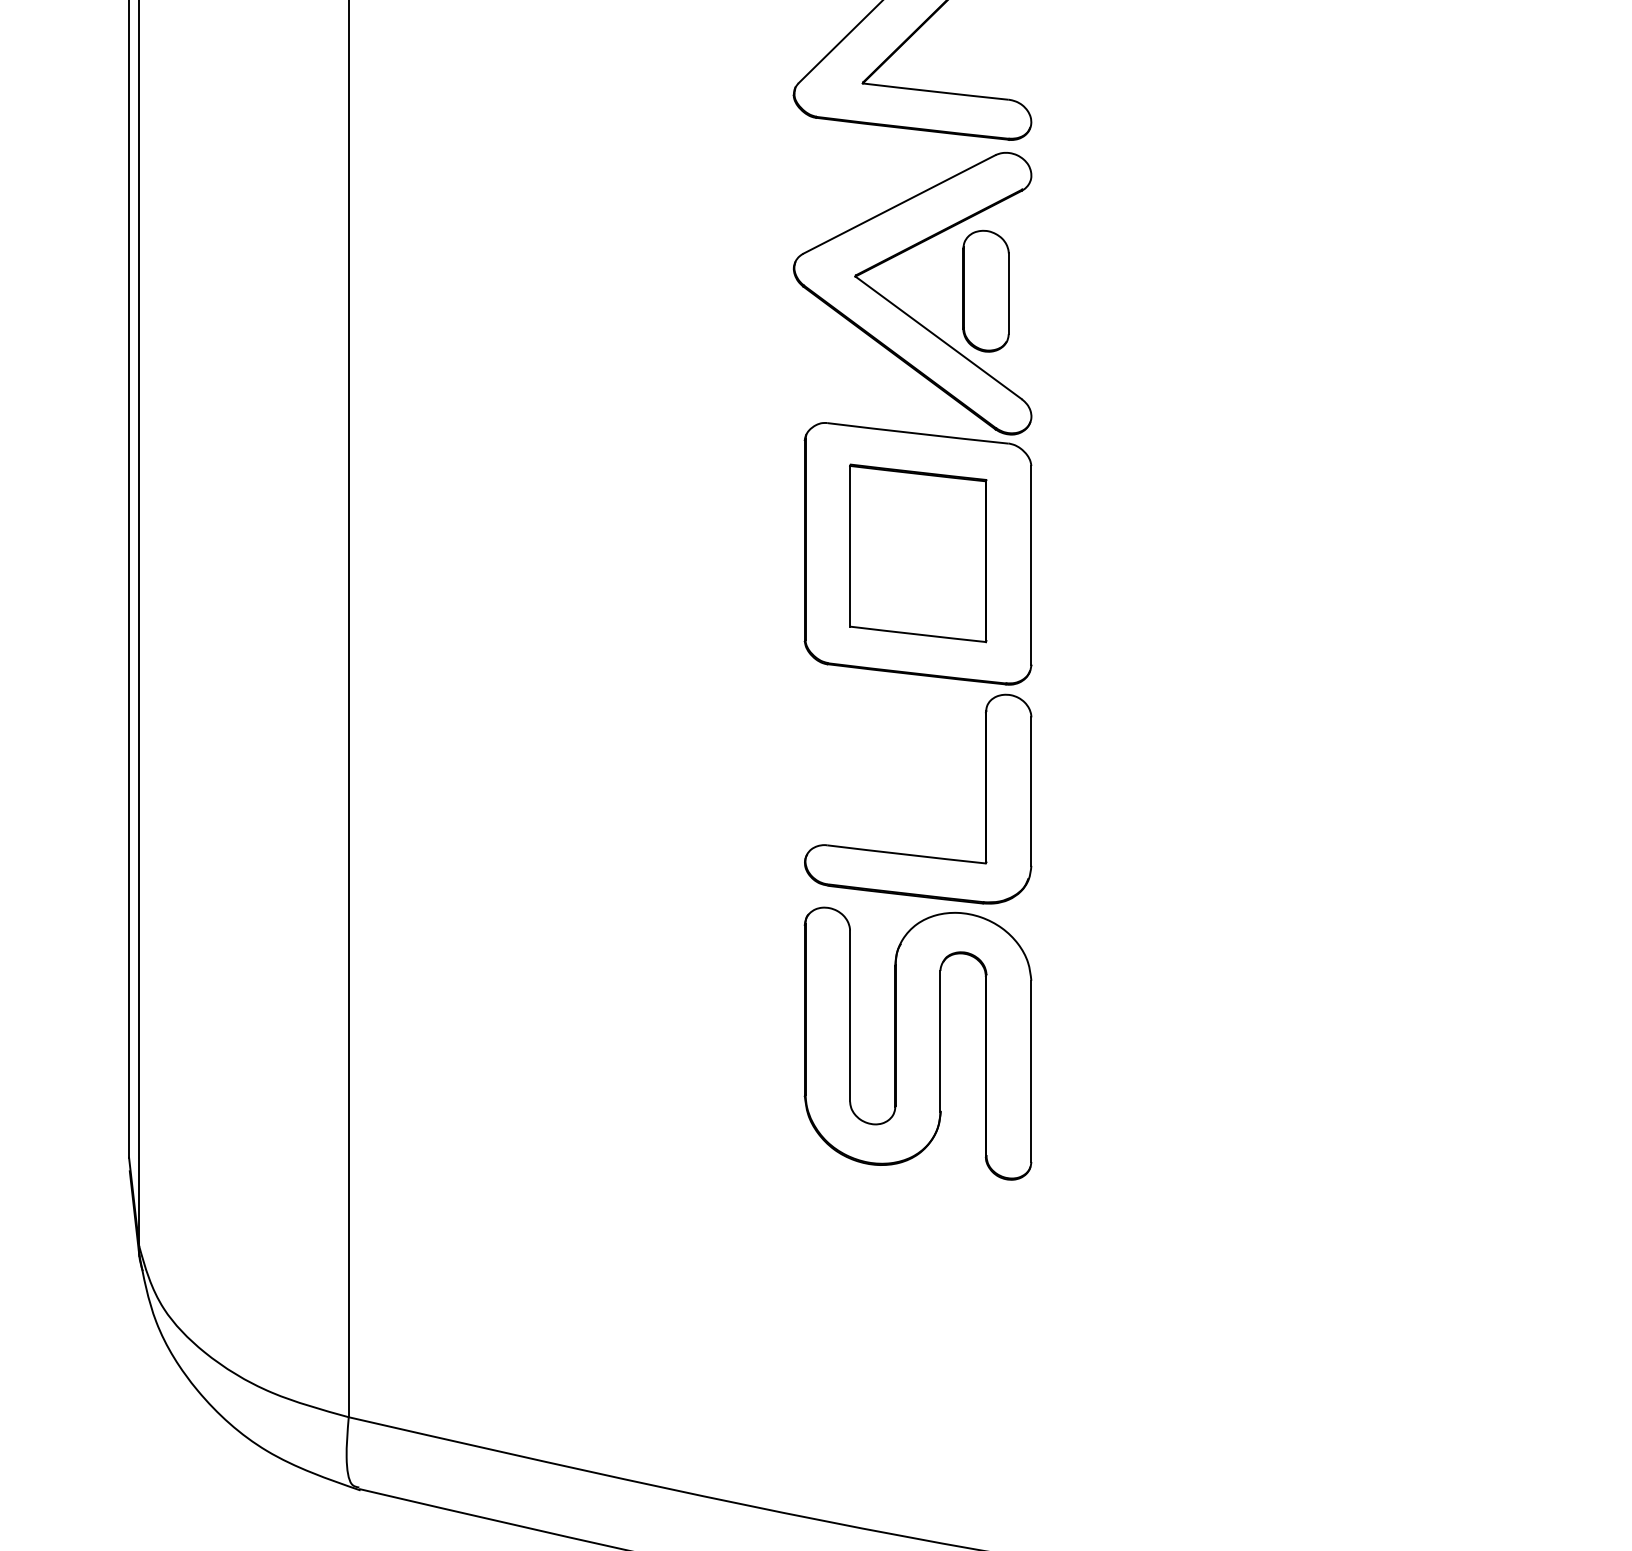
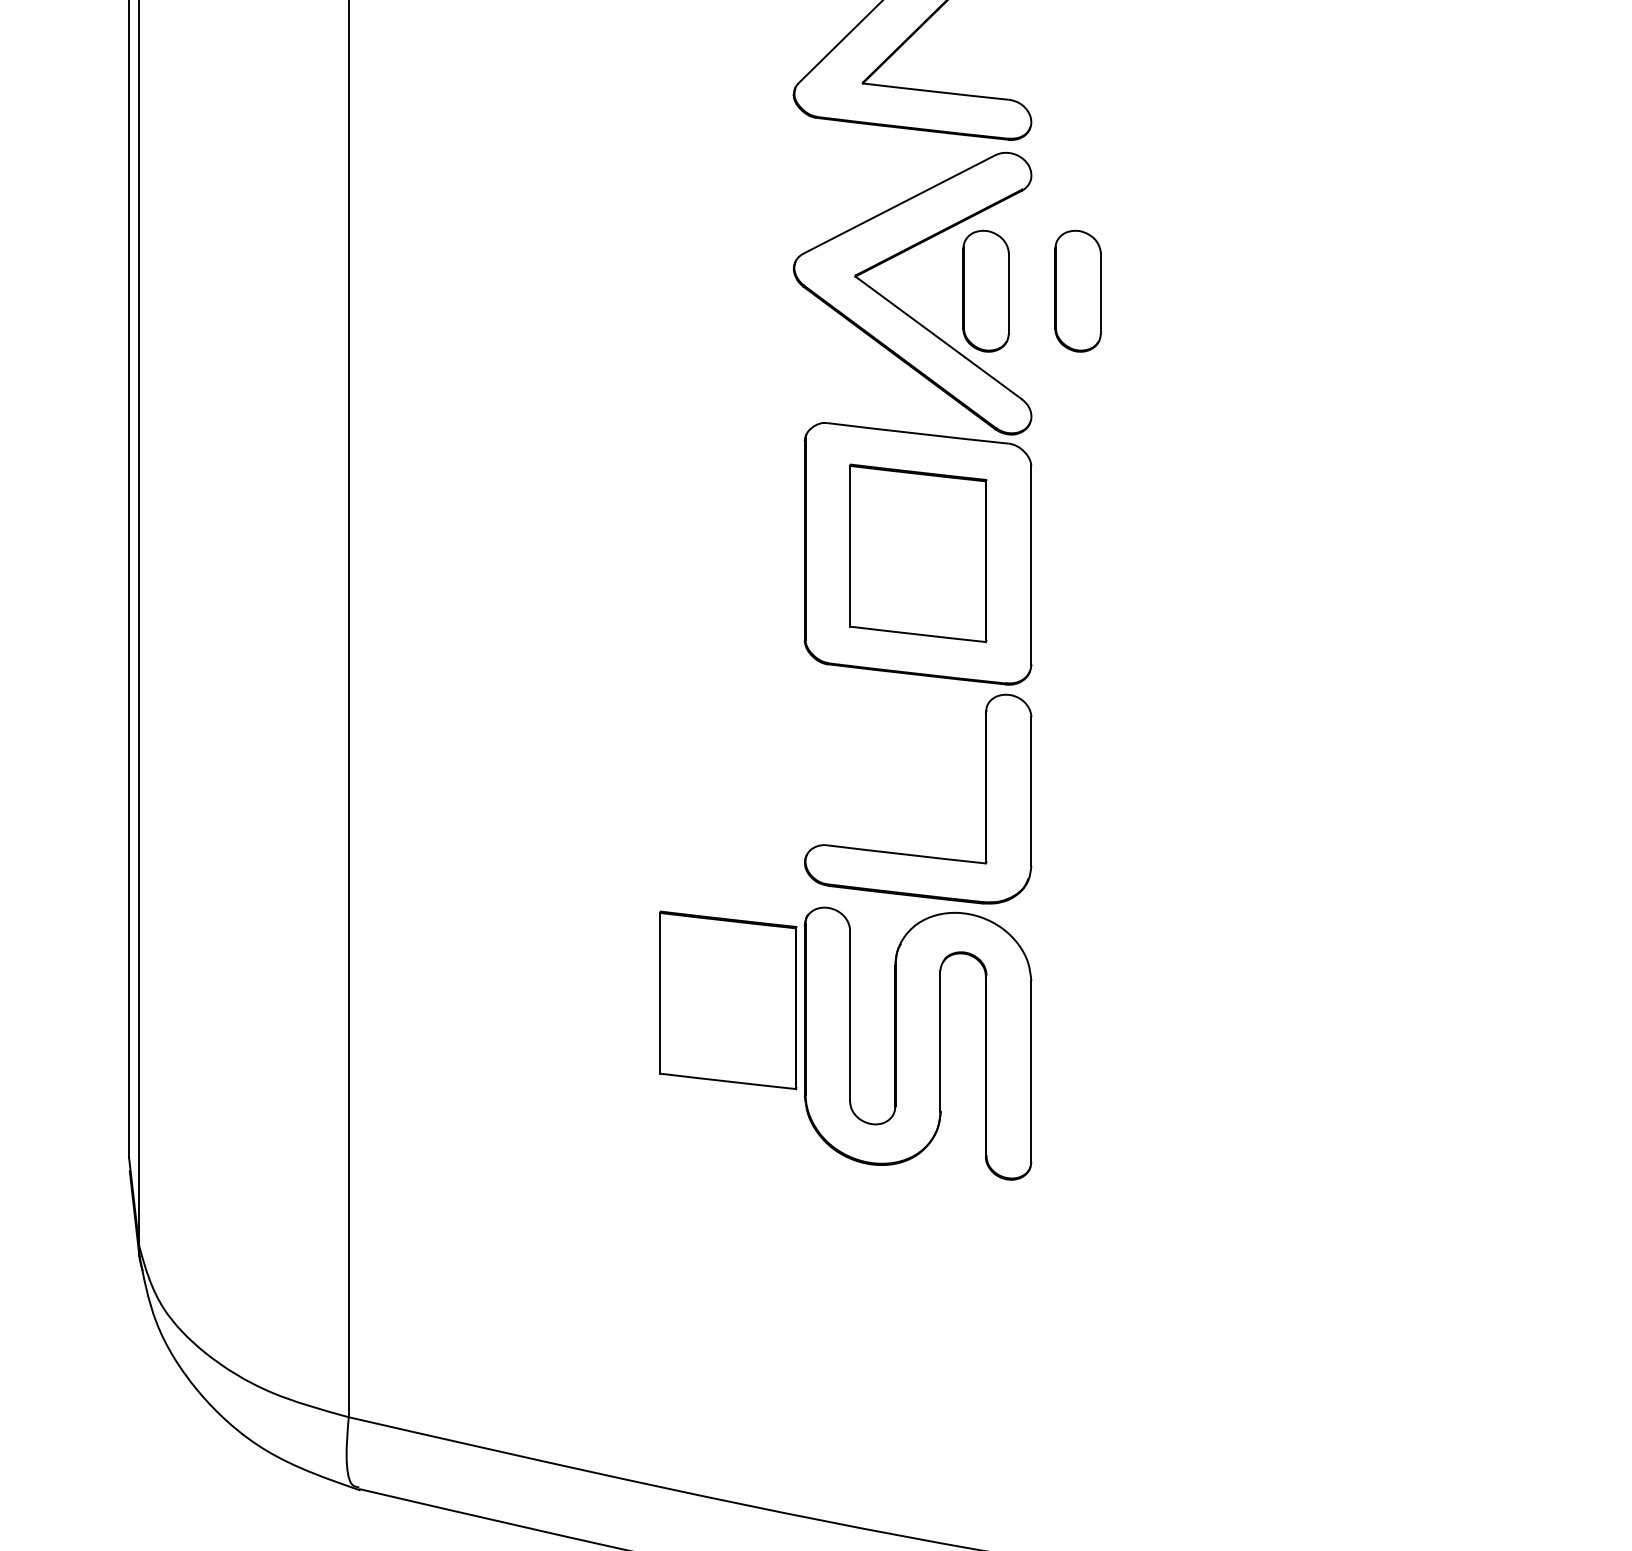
part: none -> present (1077, 290)
part: none -> present (728, 1000)
